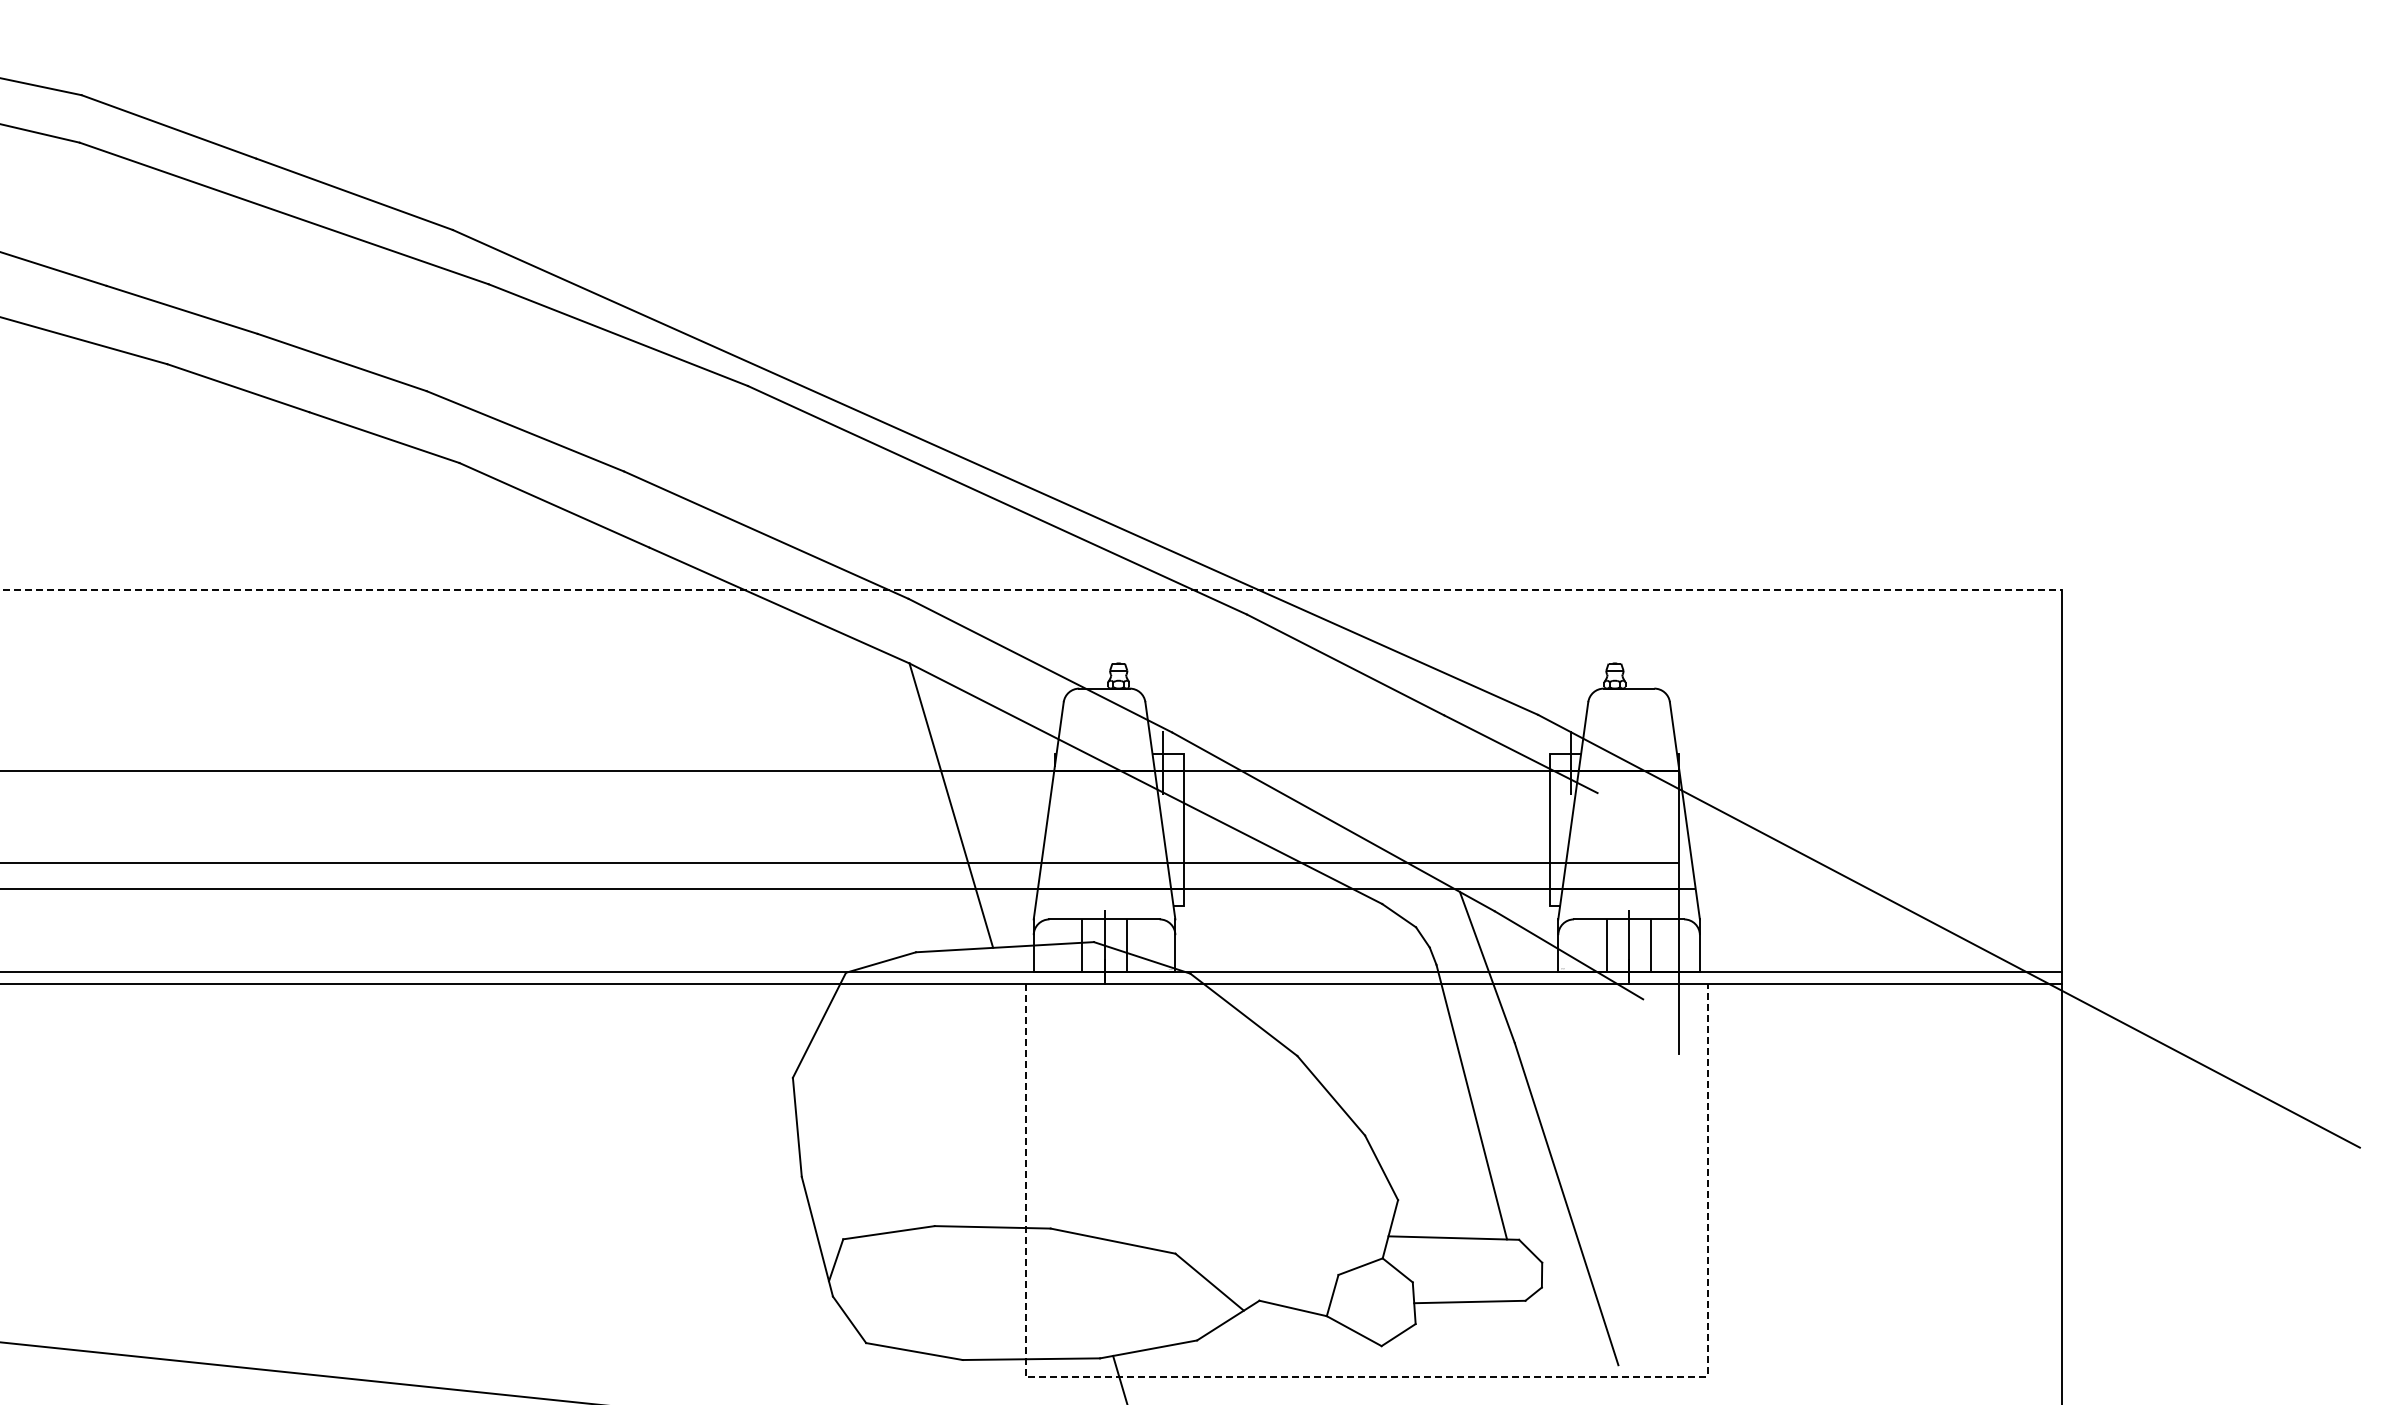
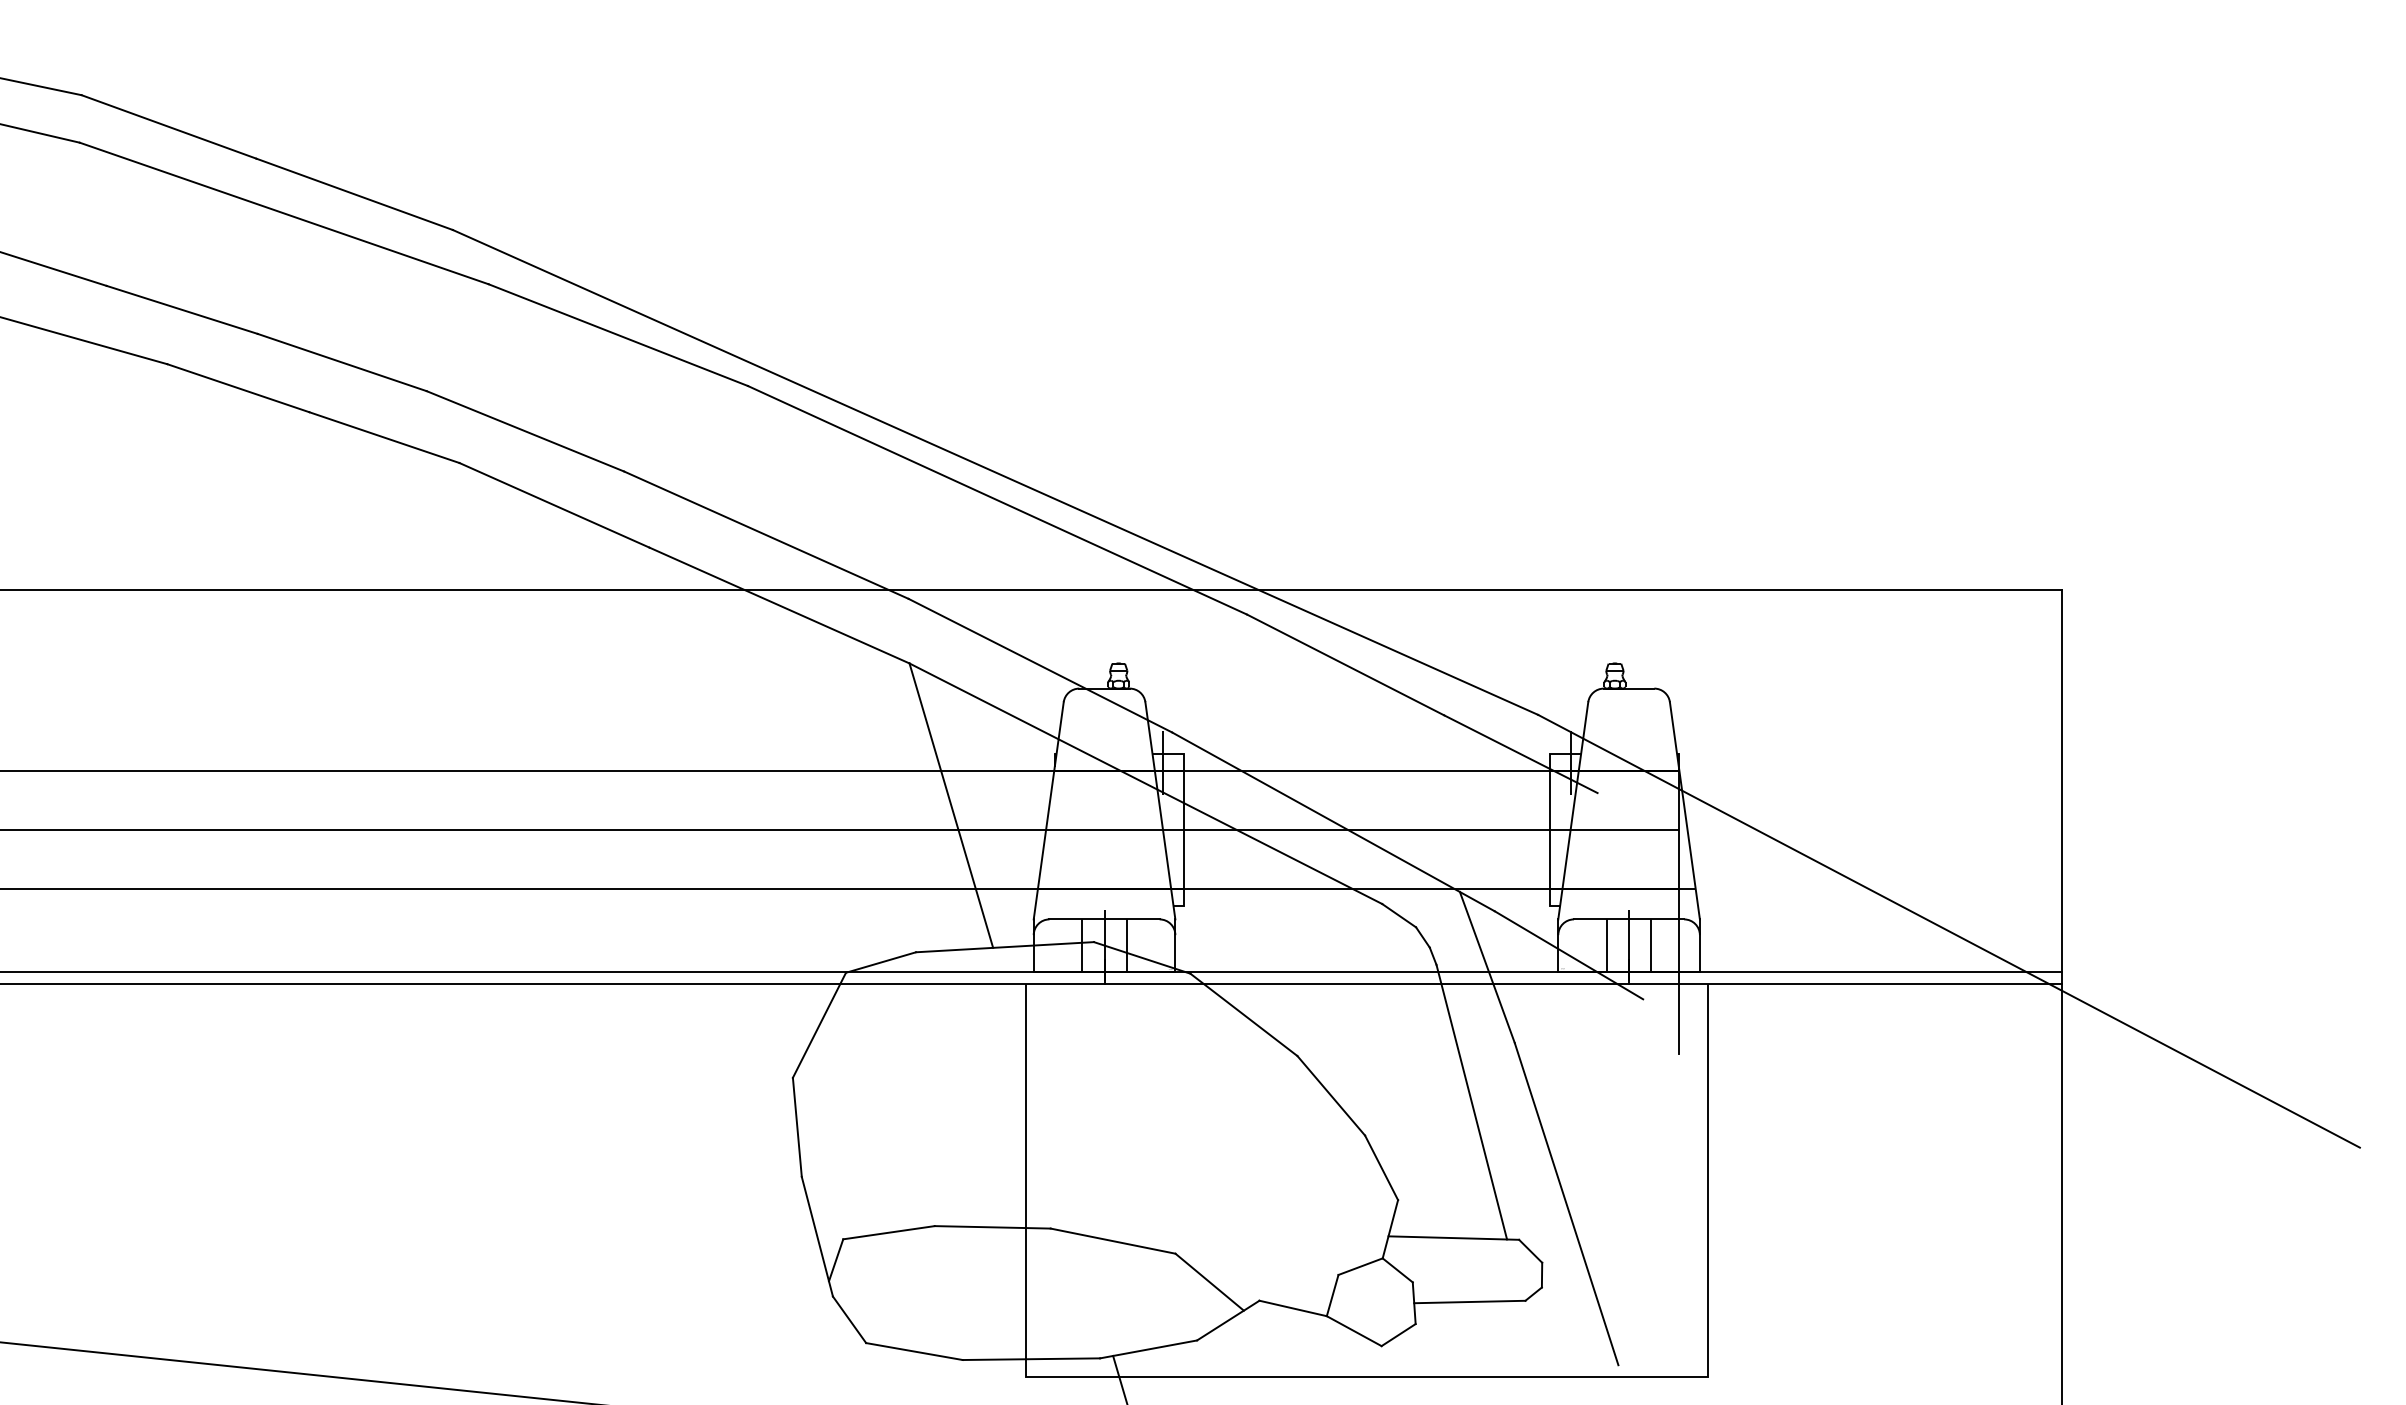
line: dashed -> solid (1030, 590)
line position: (840, 863) -> (840, 830) (840, 830)
line: dashed -> solid (1366, 1377)
